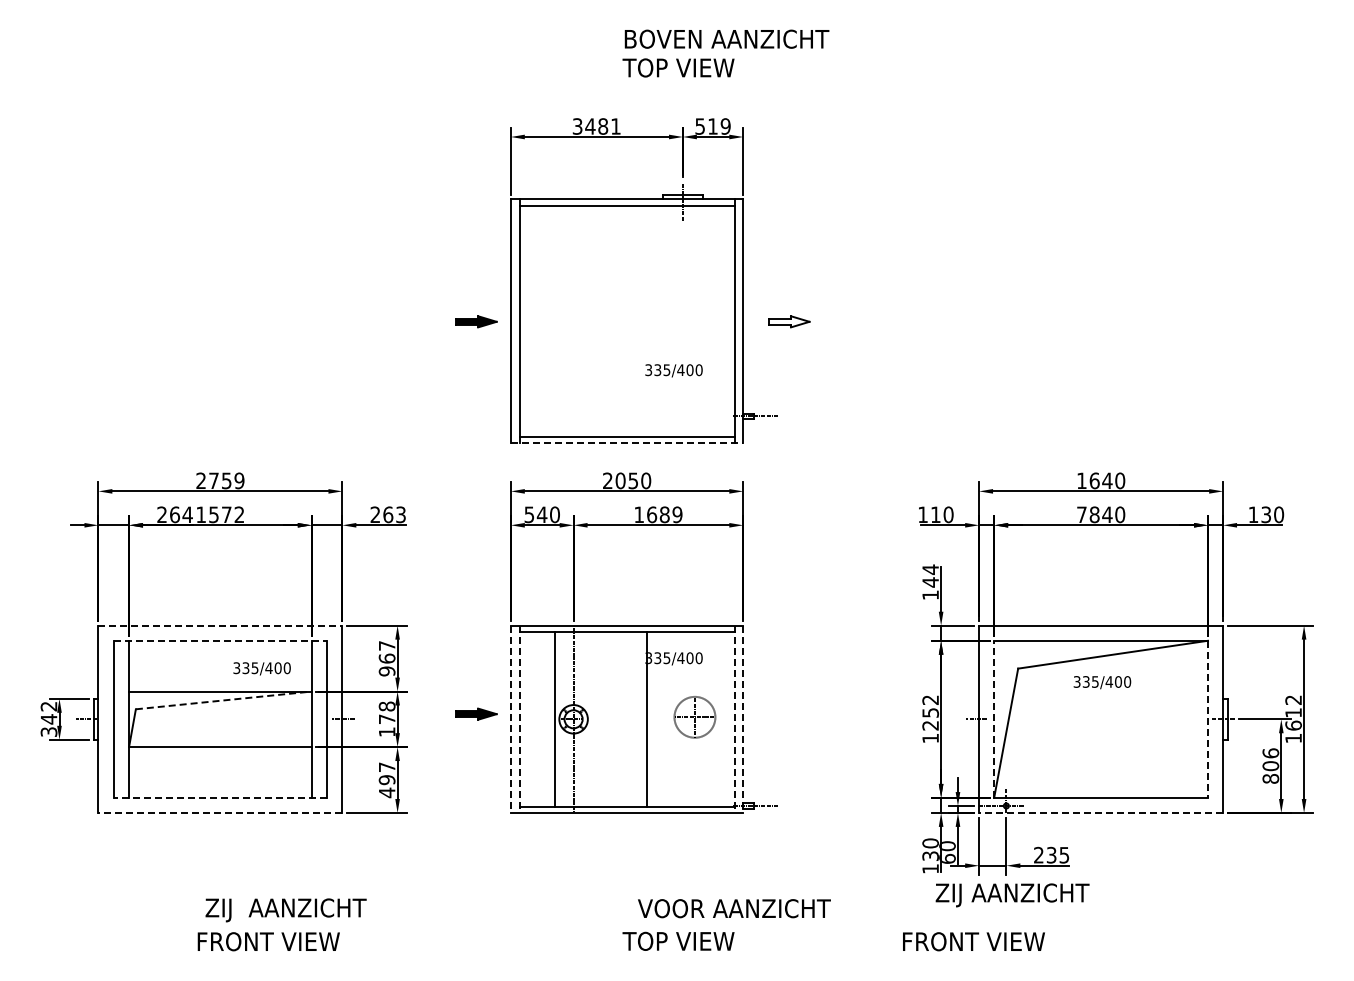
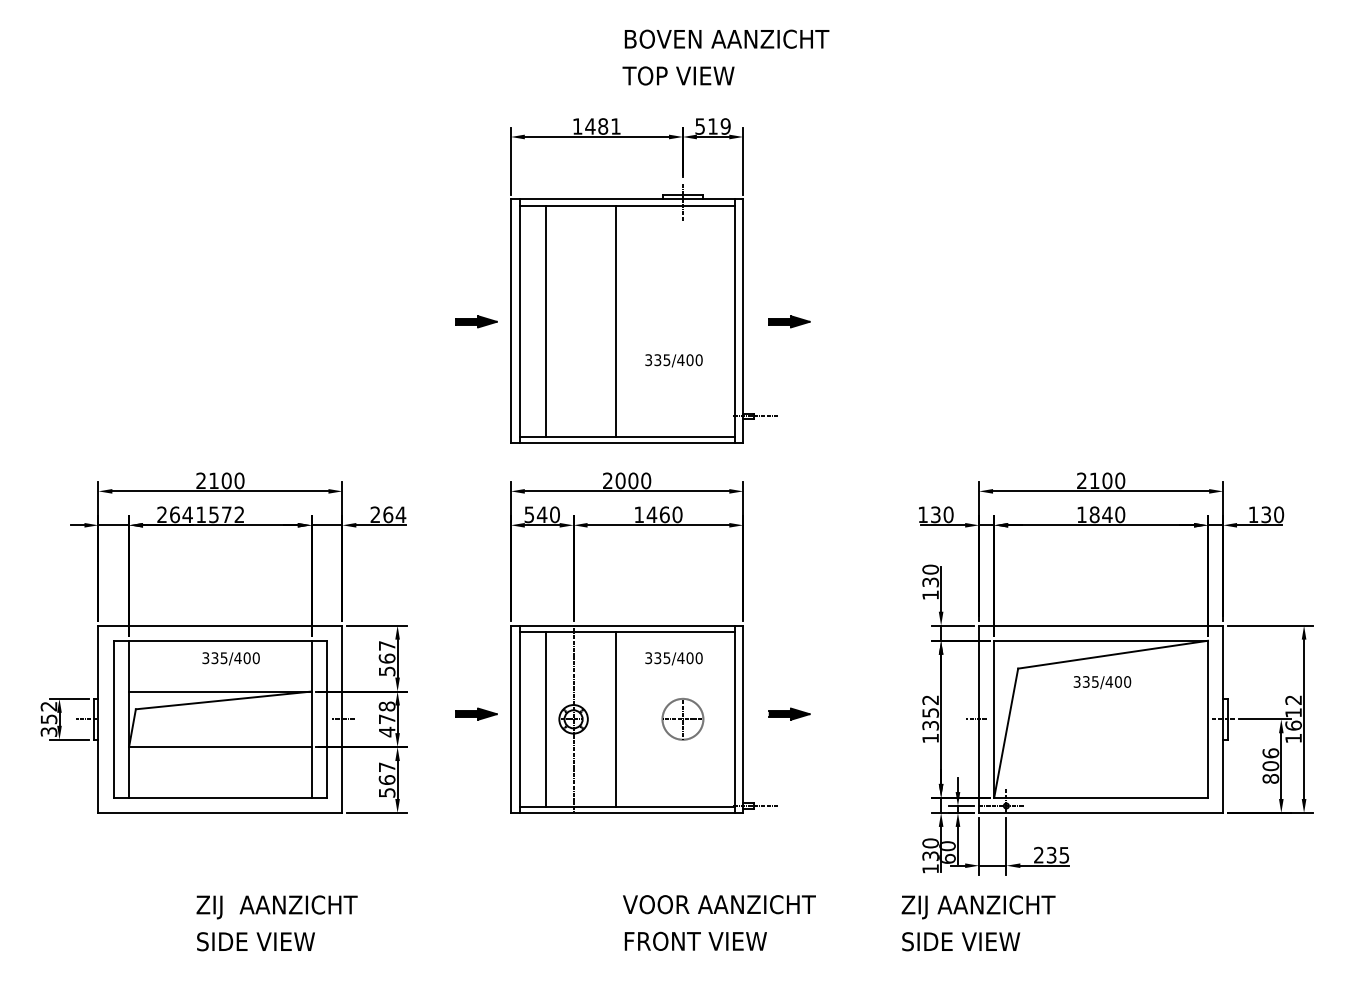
text position: (678, 67) -> (678, 75) (678, 75)
text: 3481 -> 1481 (577, 126)
line: none -> present (546, 321)
line: none -> present (616, 321)
fill: none -> present (788, 321)
text position: (673, 370) -> (673, 360) (673, 360)
line: dashed -> solid (627, 443)
text: 2759 -> 2100 (226, 480)
text: 2050 -> 2000 (633, 480)
text: 1640 -> 2100 (1094, 480)
text: 263 -> 264 (400, 514)
text: 1689 -> 1460 (664, 514)
text: 110 -> 130 (935, 514)
text: 7840 -> 1840 (1081, 514)
text: 144 -> 130 (930, 575)
line: dashed -> solid (220, 625)
line: dashed -> solid (220, 640)
text position: (261, 668) -> (230, 658) (230, 658)
text: 967 -> 567 (386, 671)
line: dashed -> solid (224, 700)
part: none -> present (789, 713)
part position: (694, 717) -> (682, 719) (682, 719)
text: 342 -> 352 (49, 719)
line: dashed -> solid (510, 719)
line: dashed -> solid (519, 719)
line position: (555, 719) -> (546, 719) (546, 719)
line position: (647, 719) -> (616, 719) (616, 719)
line: dashed -> solid (734, 719)
line: dashed -> solid (743, 719)
line: dashed -> solid (994, 719)
line: dashed -> solid (1207, 719)
text: 1252 -> 1352 (930, 725)
text: 178 -> 478 (387, 731)
text: 497 -> 567 (386, 786)
line: dashed -> solid (220, 797)
line: dashed -> solid (220, 812)
line: dashed -> solid (1101, 812)
text position: (1012, 895) -> (978, 907) (978, 907)
text position: (734, 908) -> (719, 904) (719, 904)
text position: (285, 910) -> (276, 907) (276, 907)
text: TOP VIEW -> FRONT VIEW (694, 940)
text: FRONT VIEW -> SIDE VIEW (268, 941)
text: FRONT VIEW -> SIDE VIEW (973, 941)
